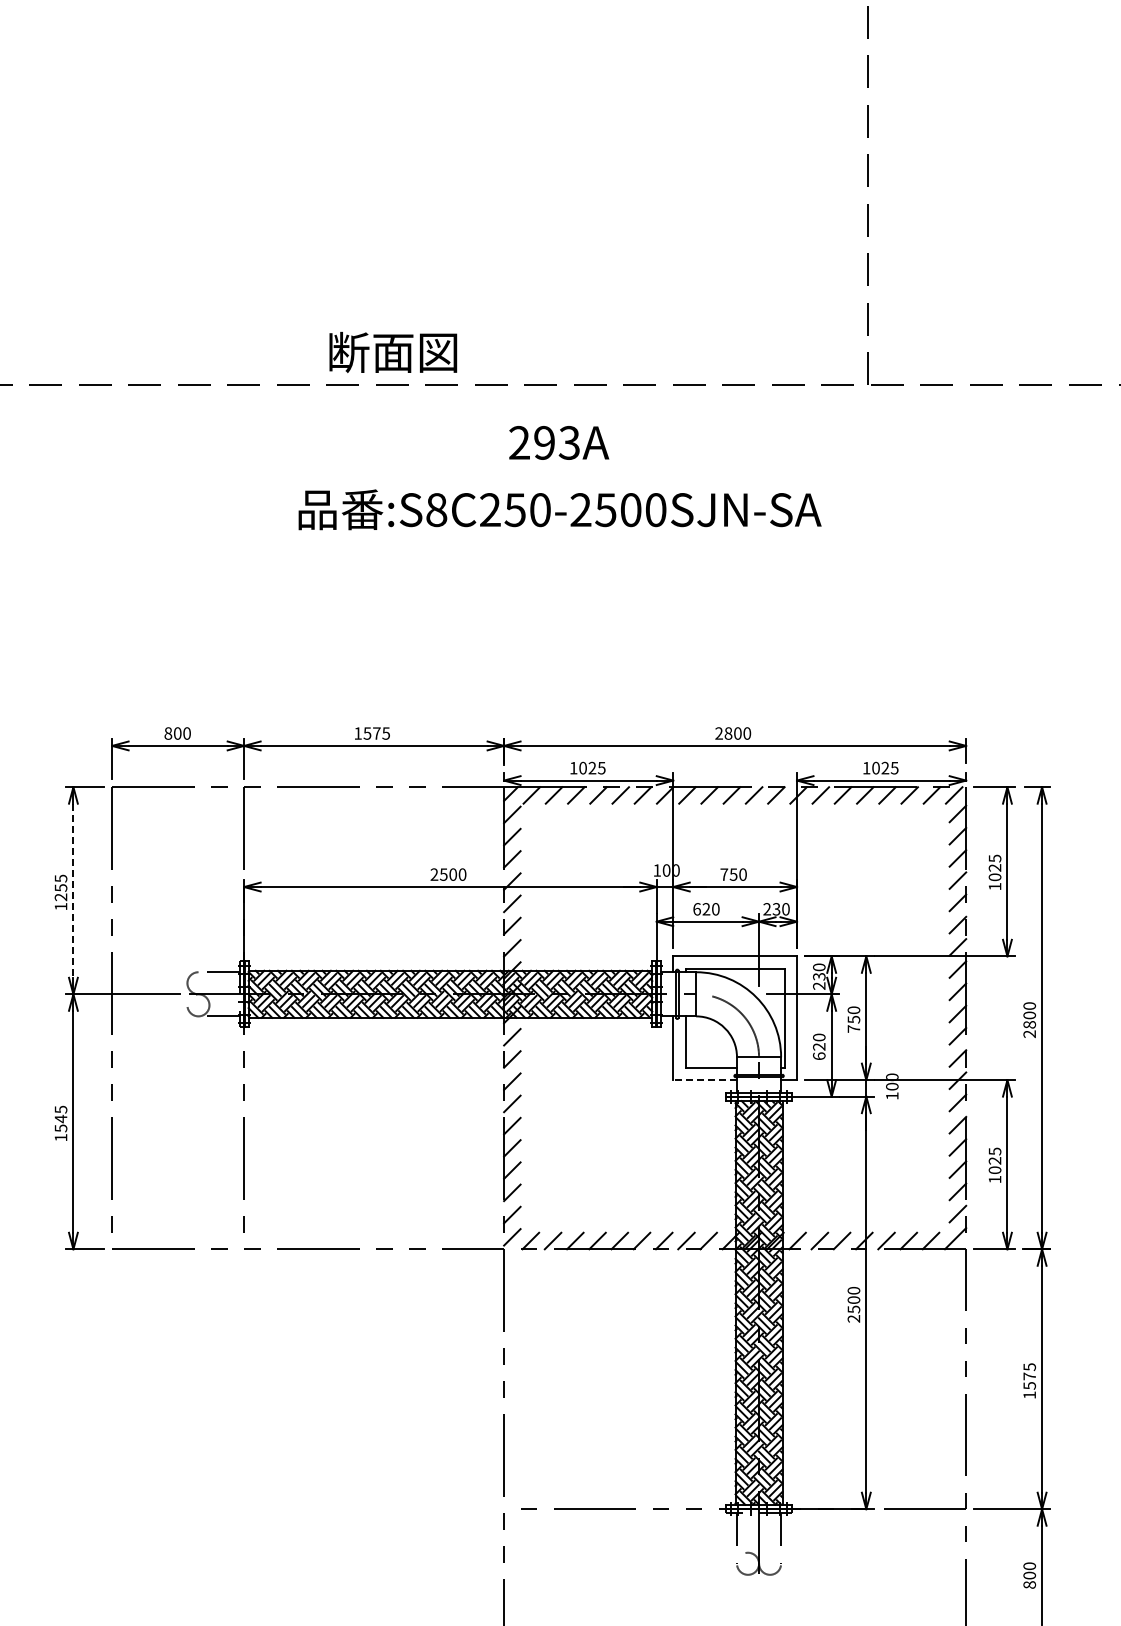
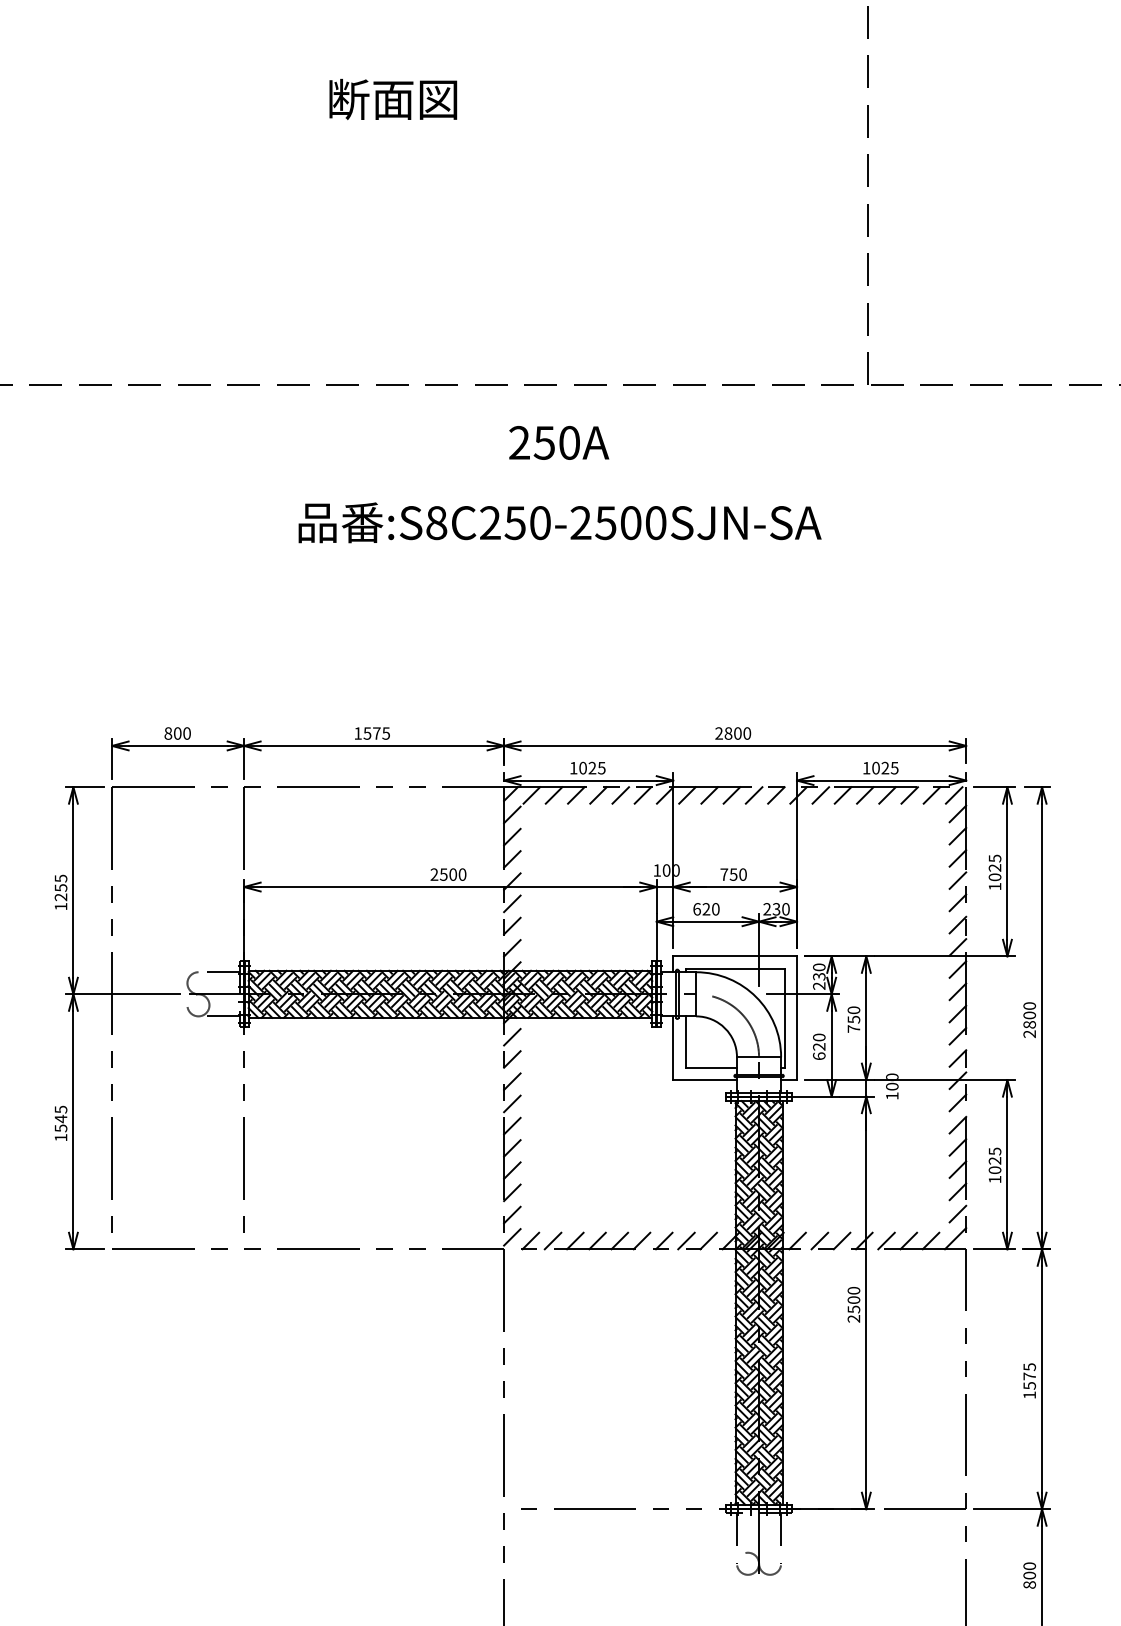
text position: (393, 352) -> (393, 99) (393, 99)
text: 293A -> 250A (556, 442)
text position: (559, 509) -> (559, 522) (559, 522)
line: dashed -> solid (73, 891)
line: dashed -> solid (705, 1080)
